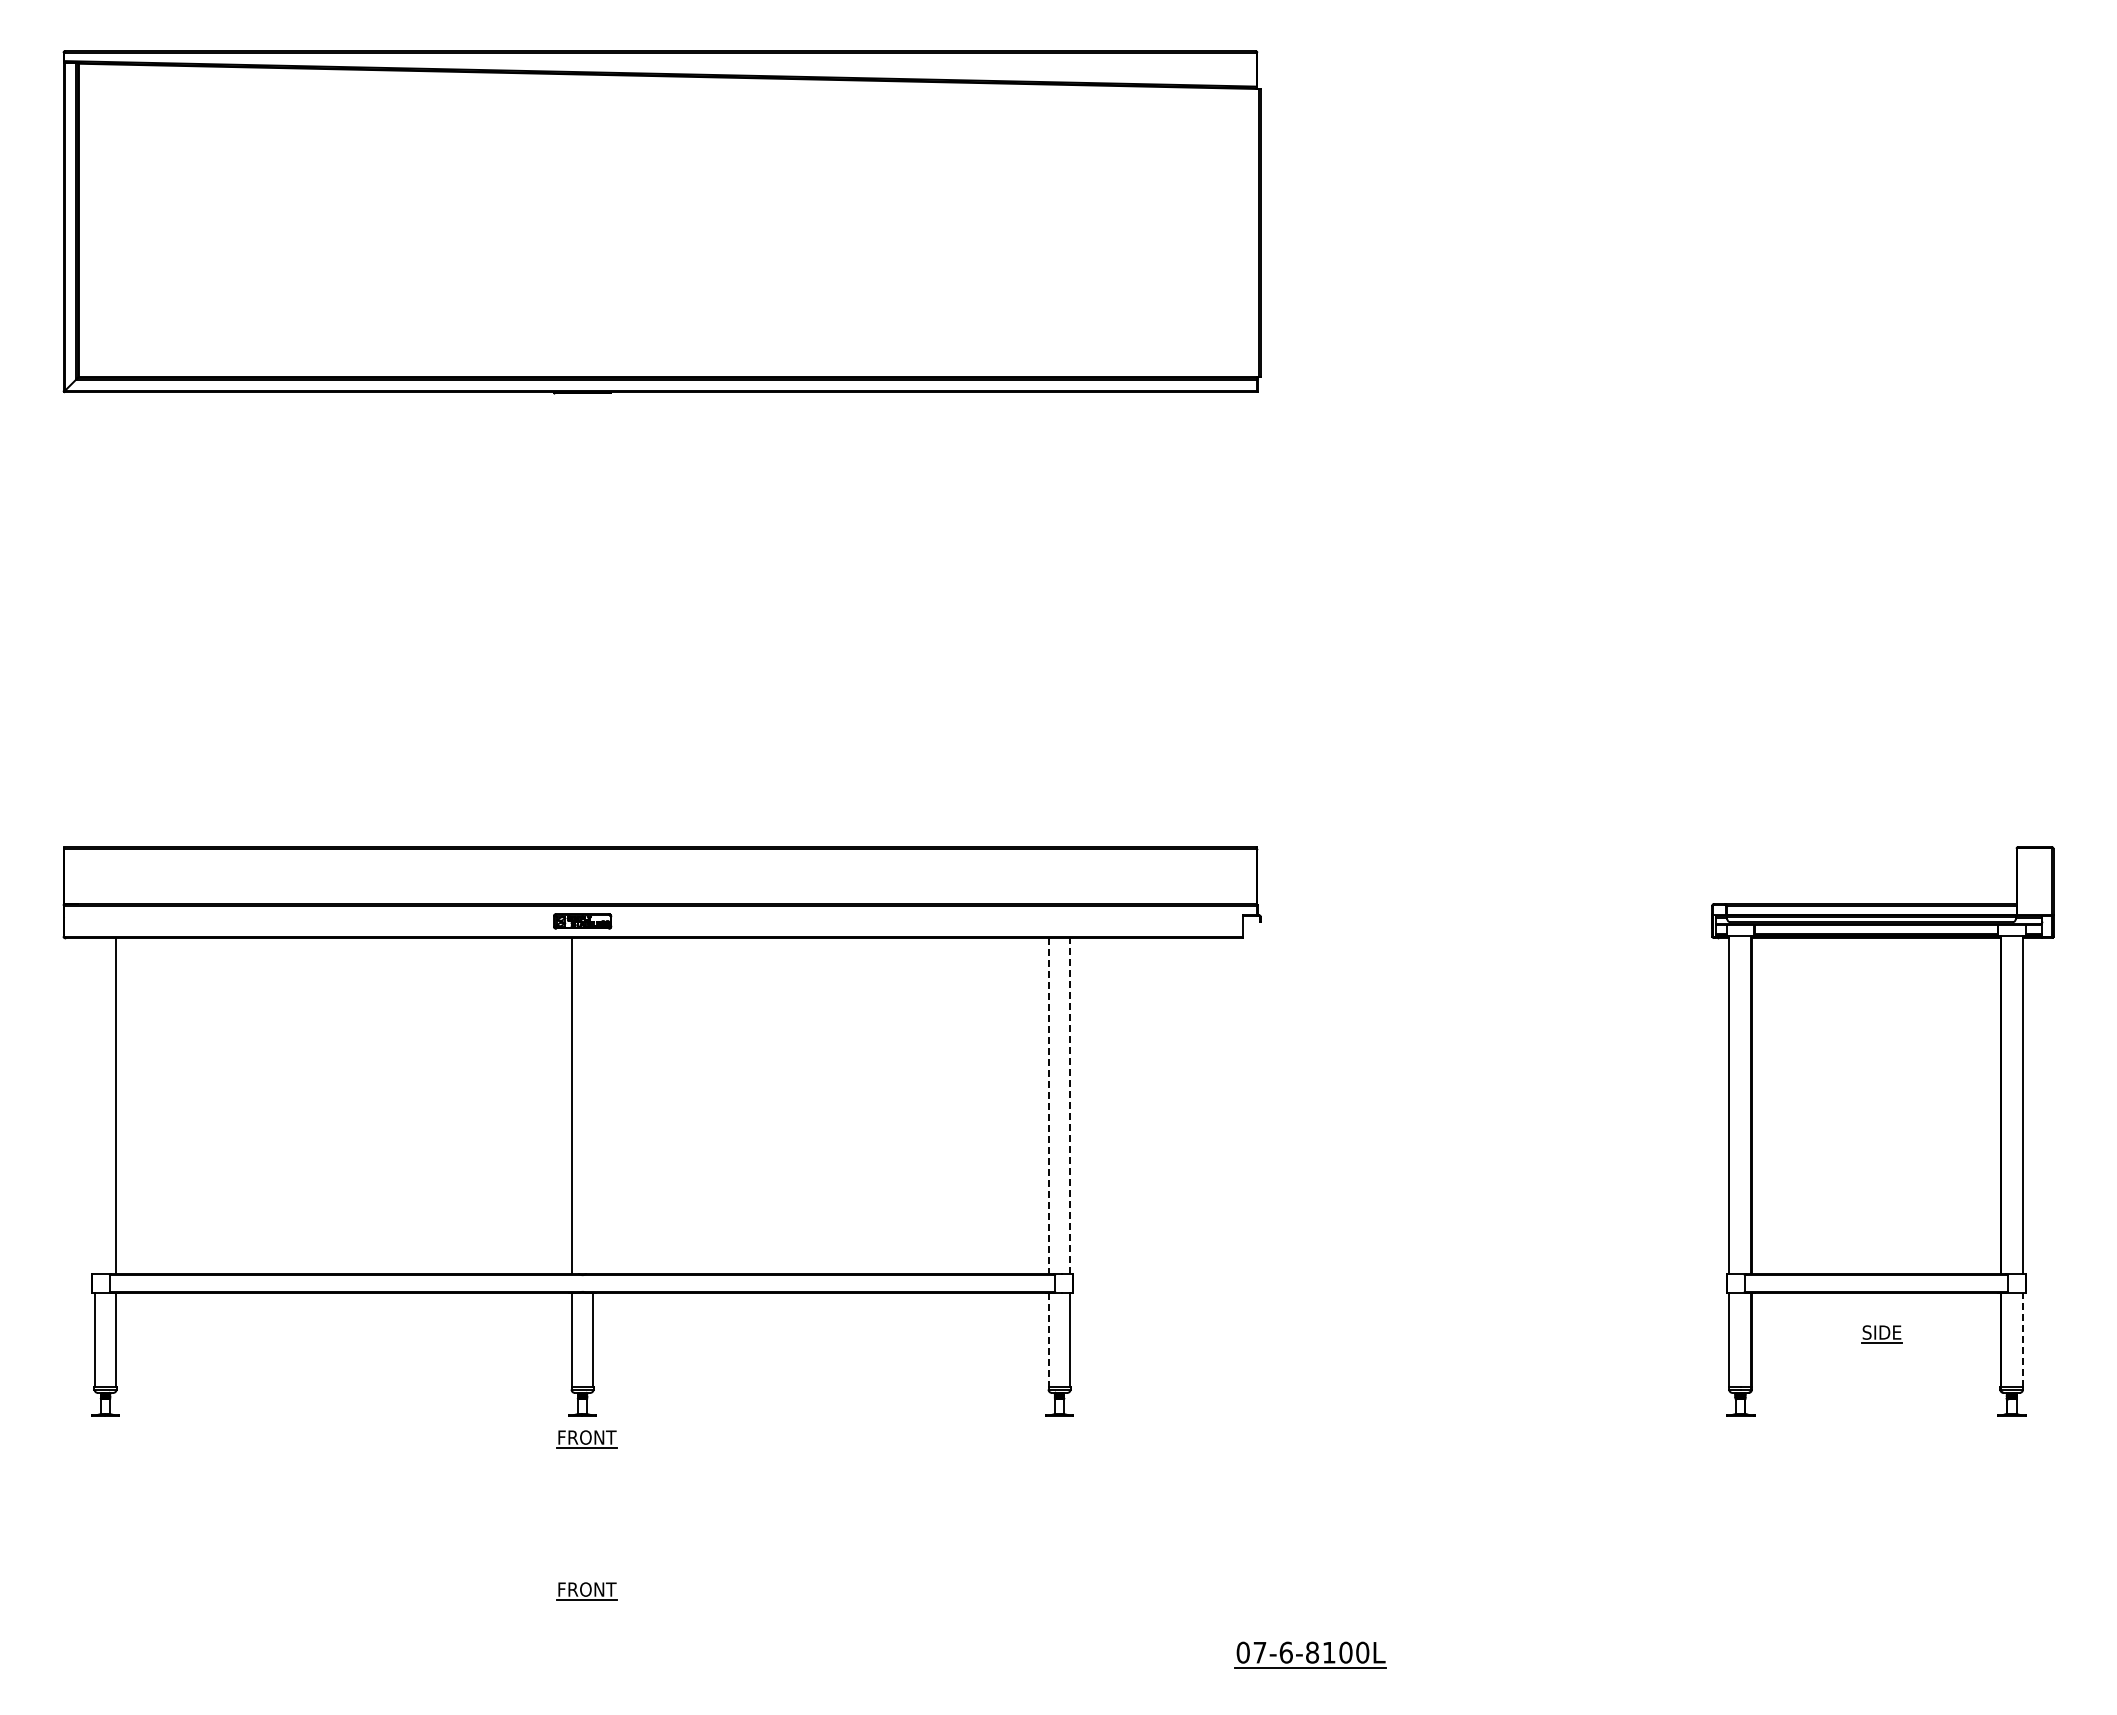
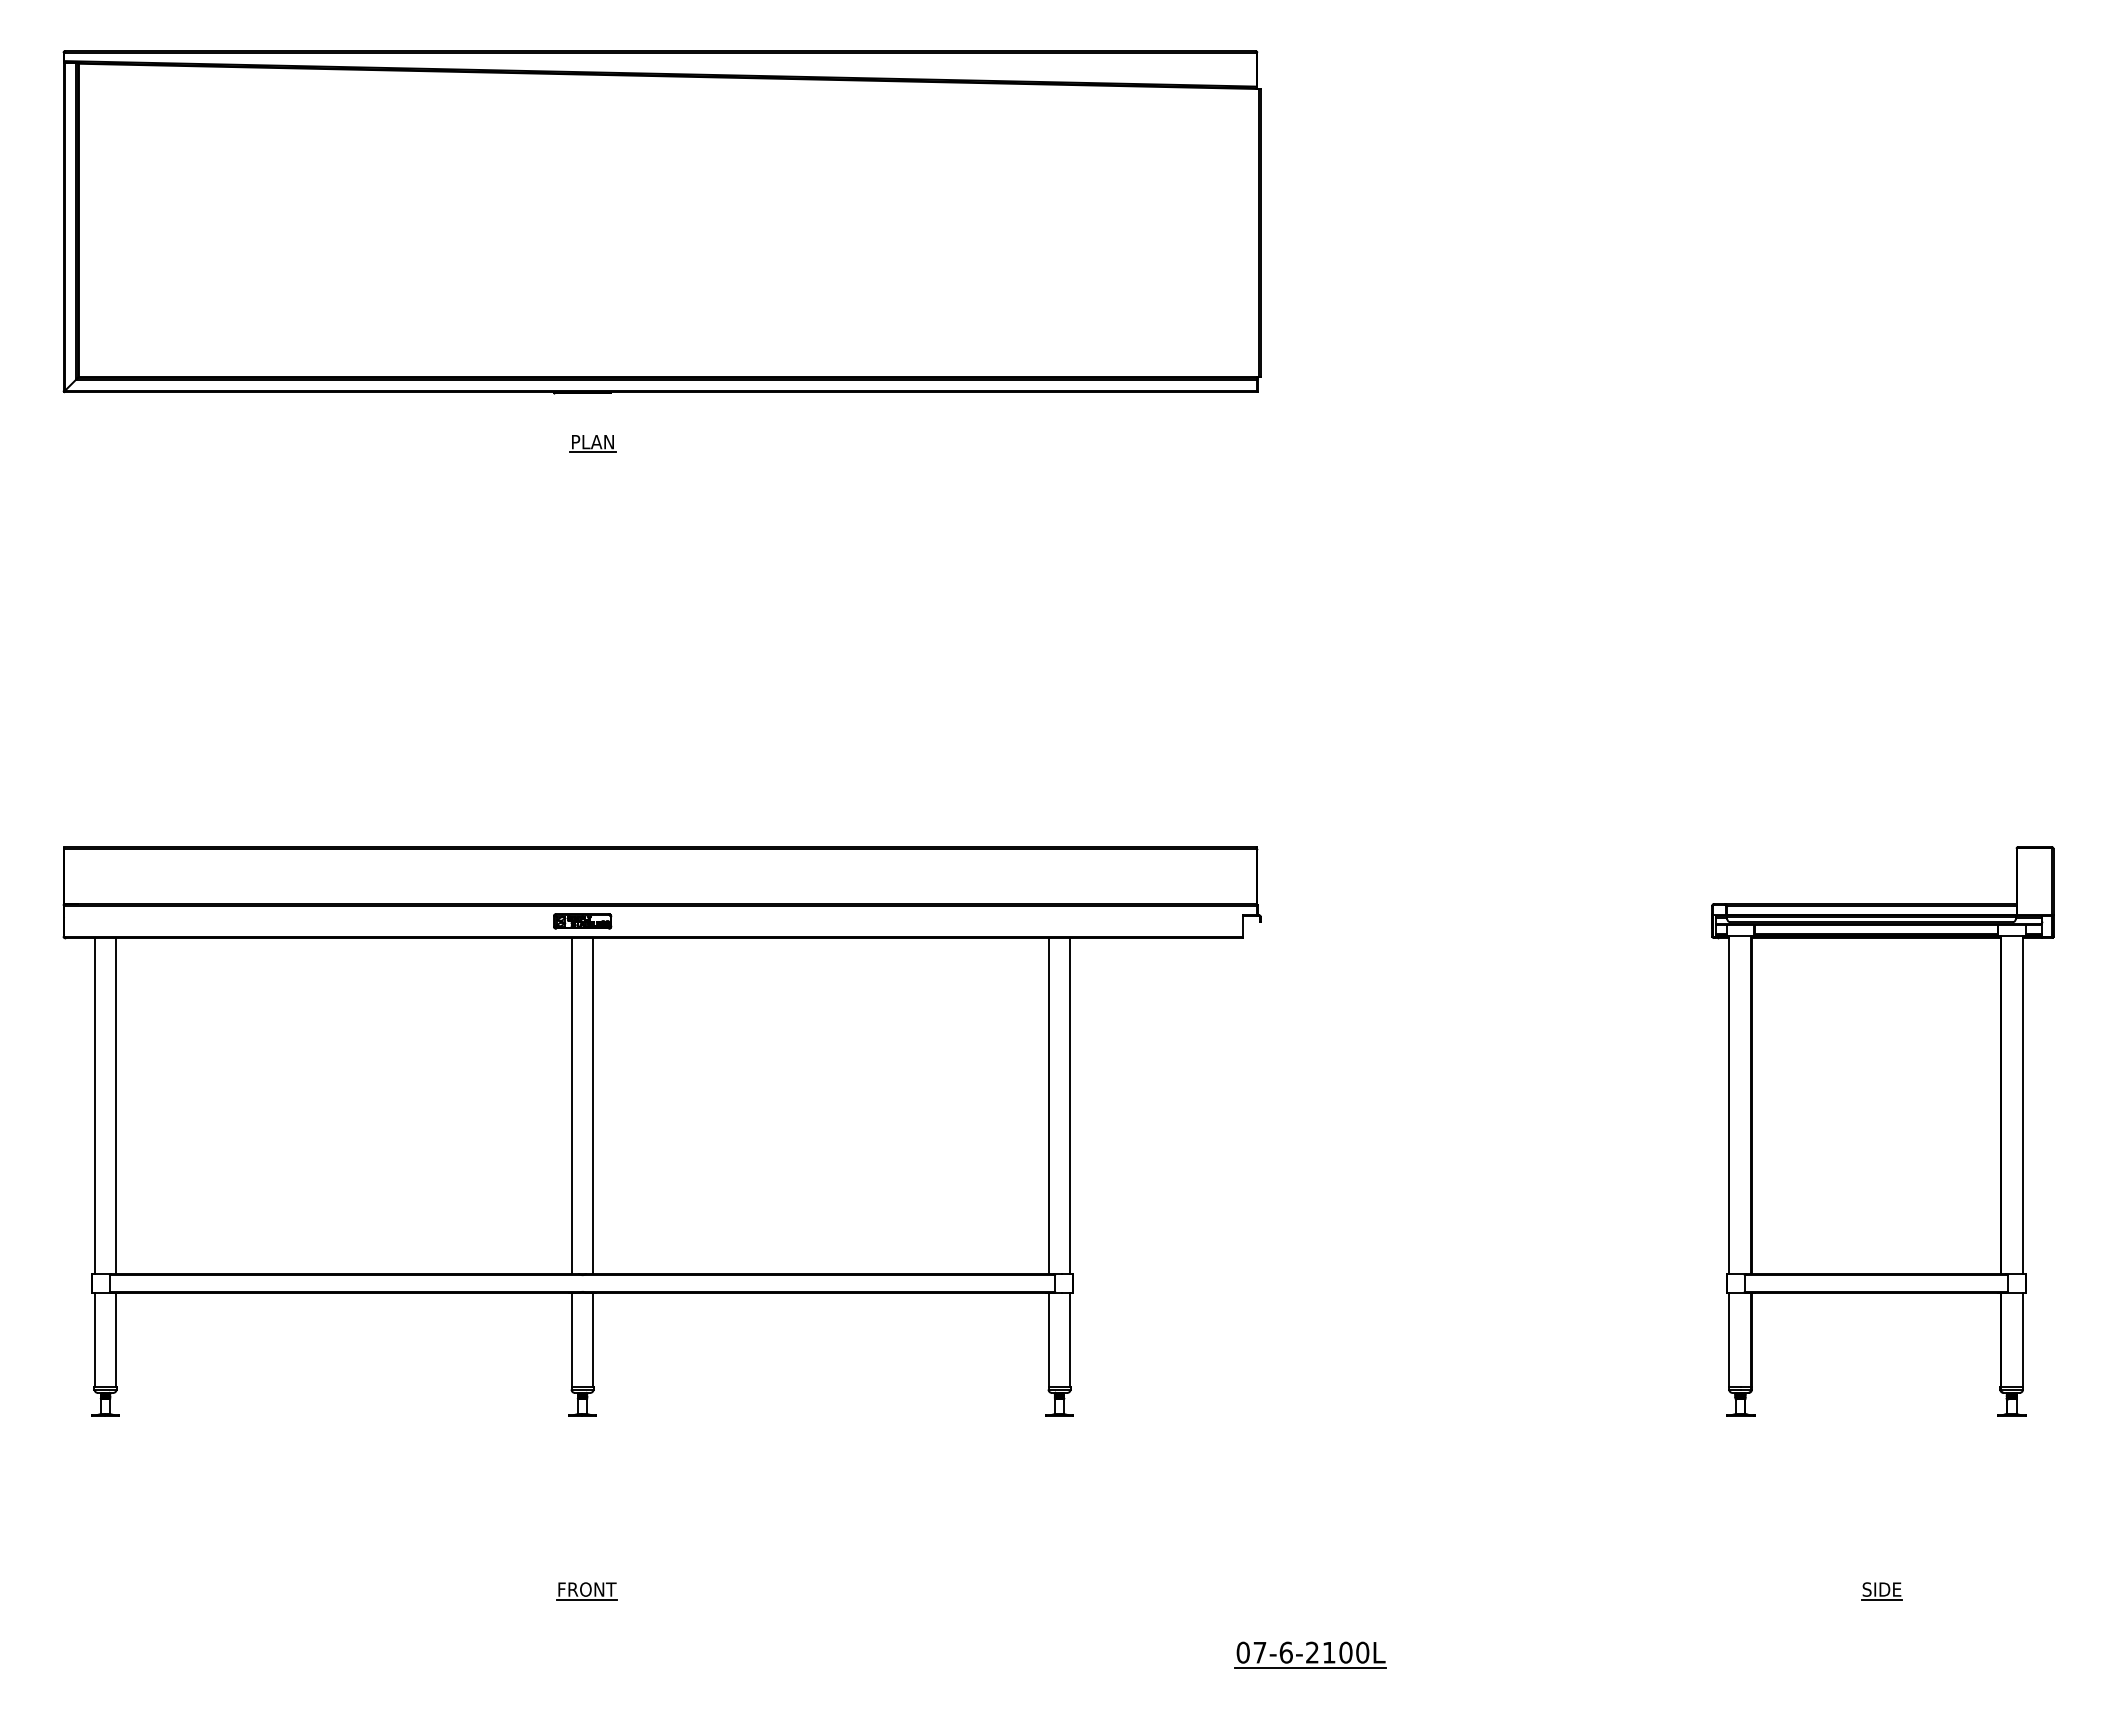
part: none -> present (592, 443)
line: dashed -> solid (1070, 1105)
line: none -> present (94, 1106)
line: none -> present (593, 1106)
line: dashed -> solid (1048, 1106)
part position: (1881, 1334) -> (1881, 1591) (1881, 1591)
line: dashed -> solid (1048, 1340)
line: dashed -> solid (2022, 1340)
part: present -> none (586, 1439)
text: 07-6-8100L -> 07-6-2100L (1312, 1652)
